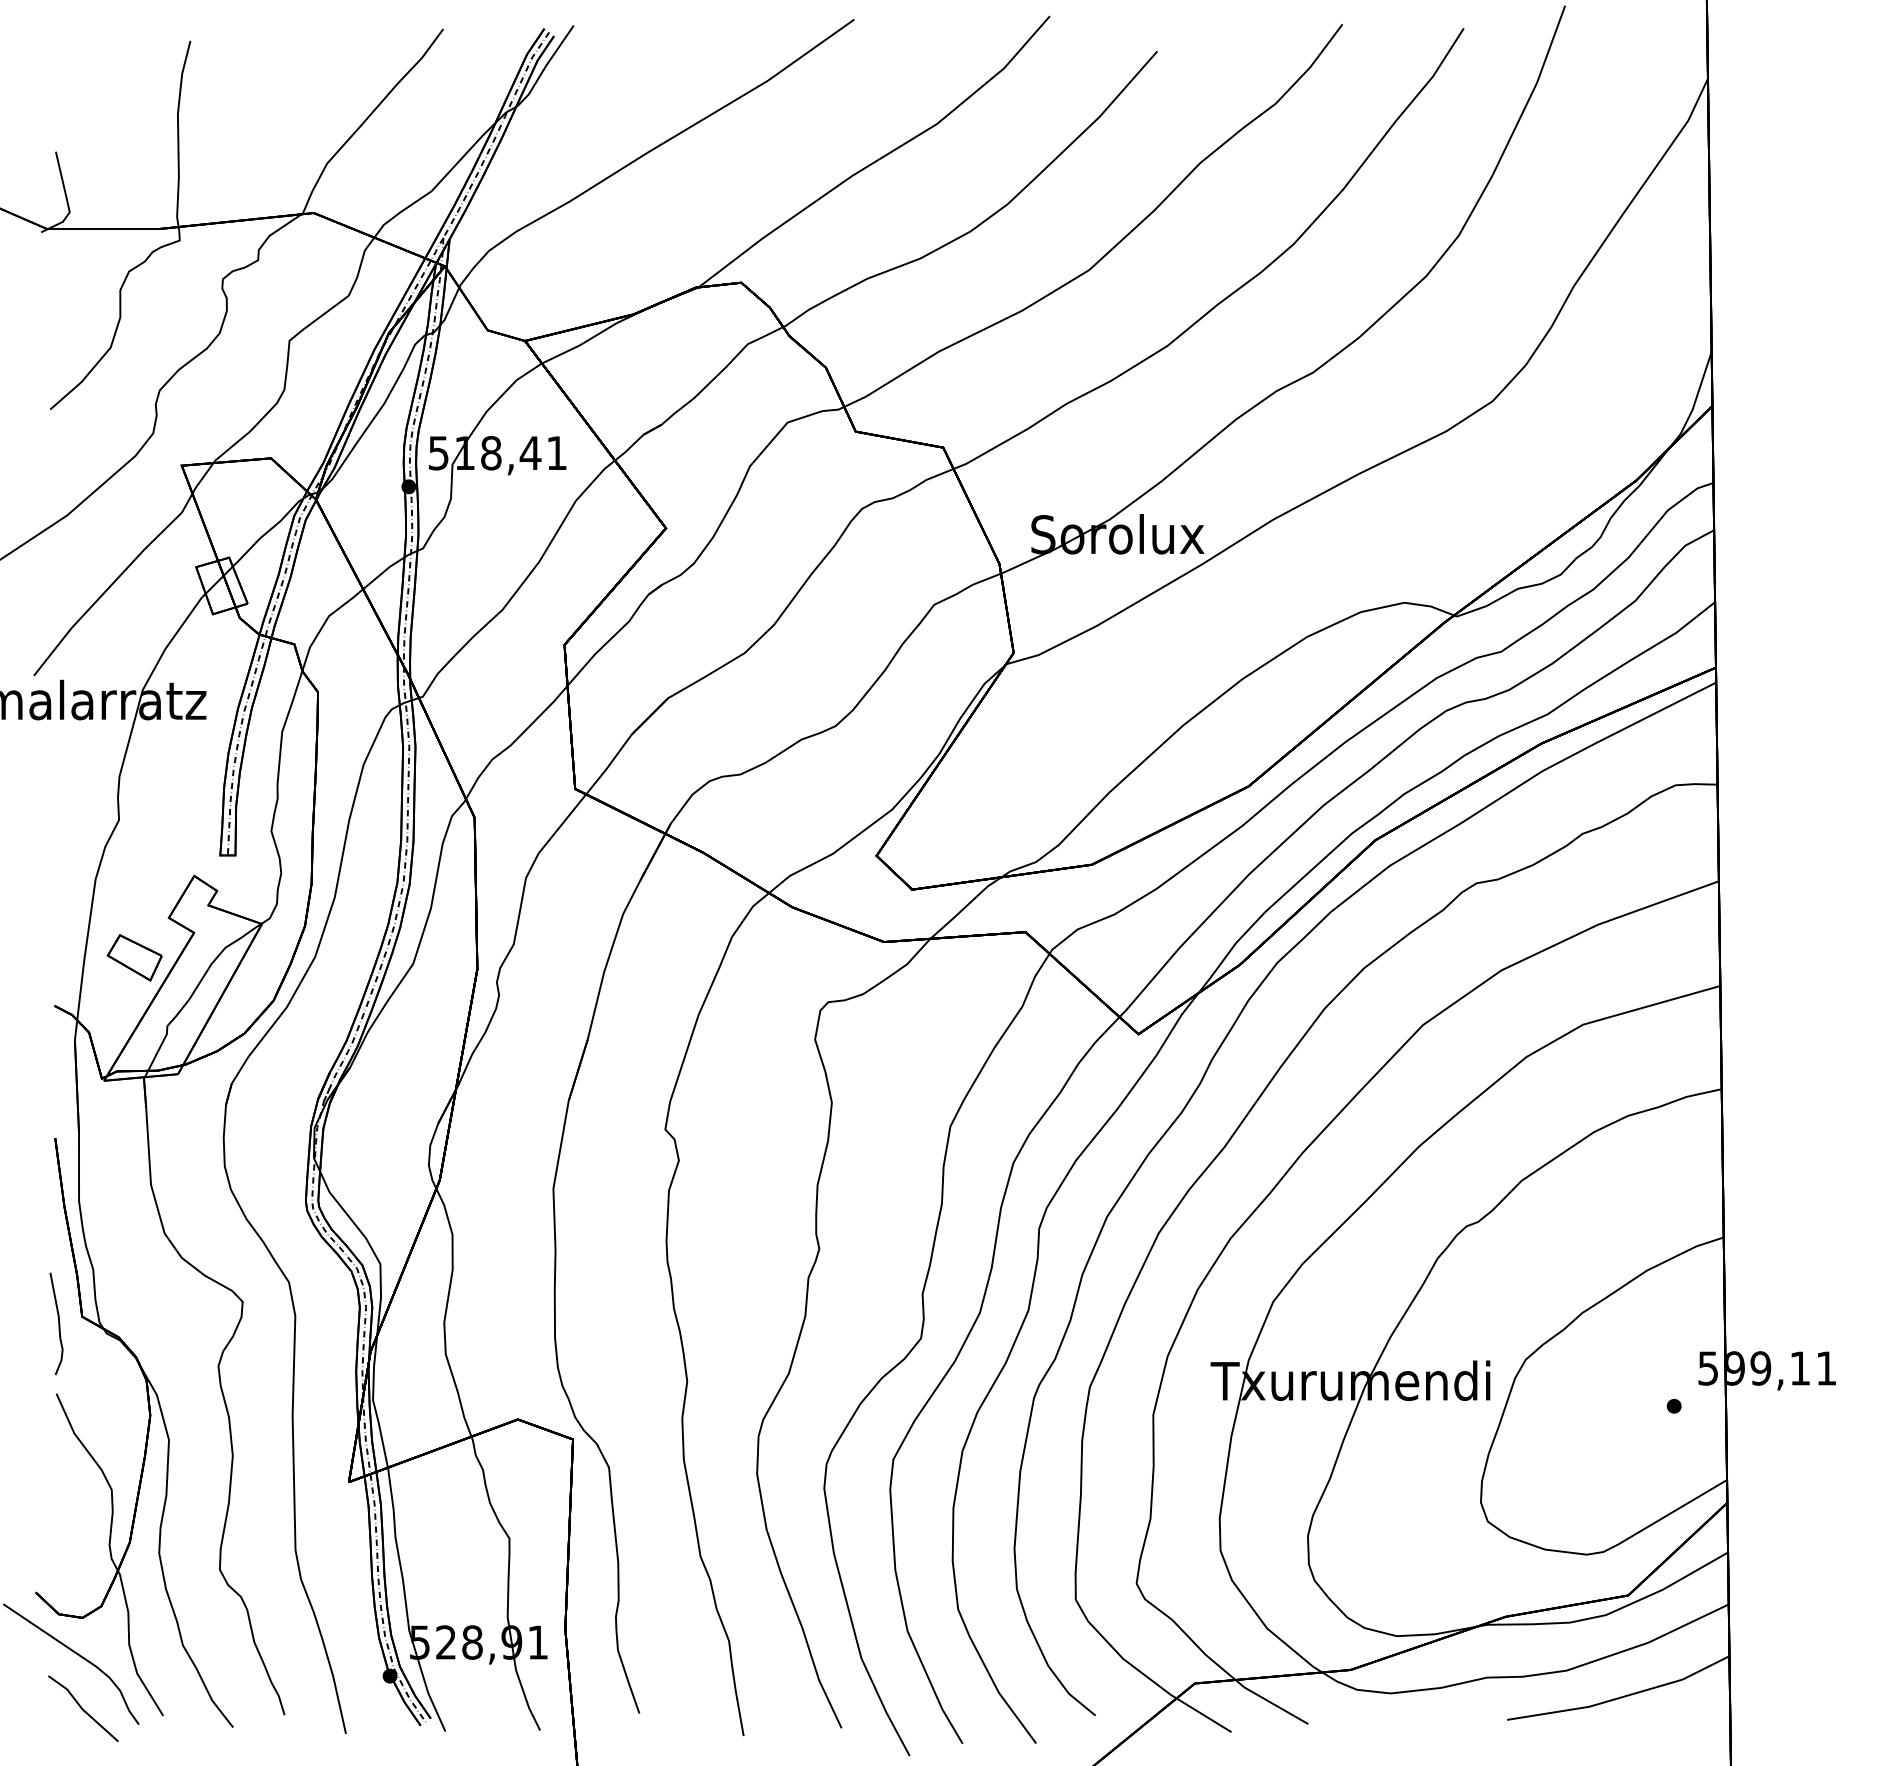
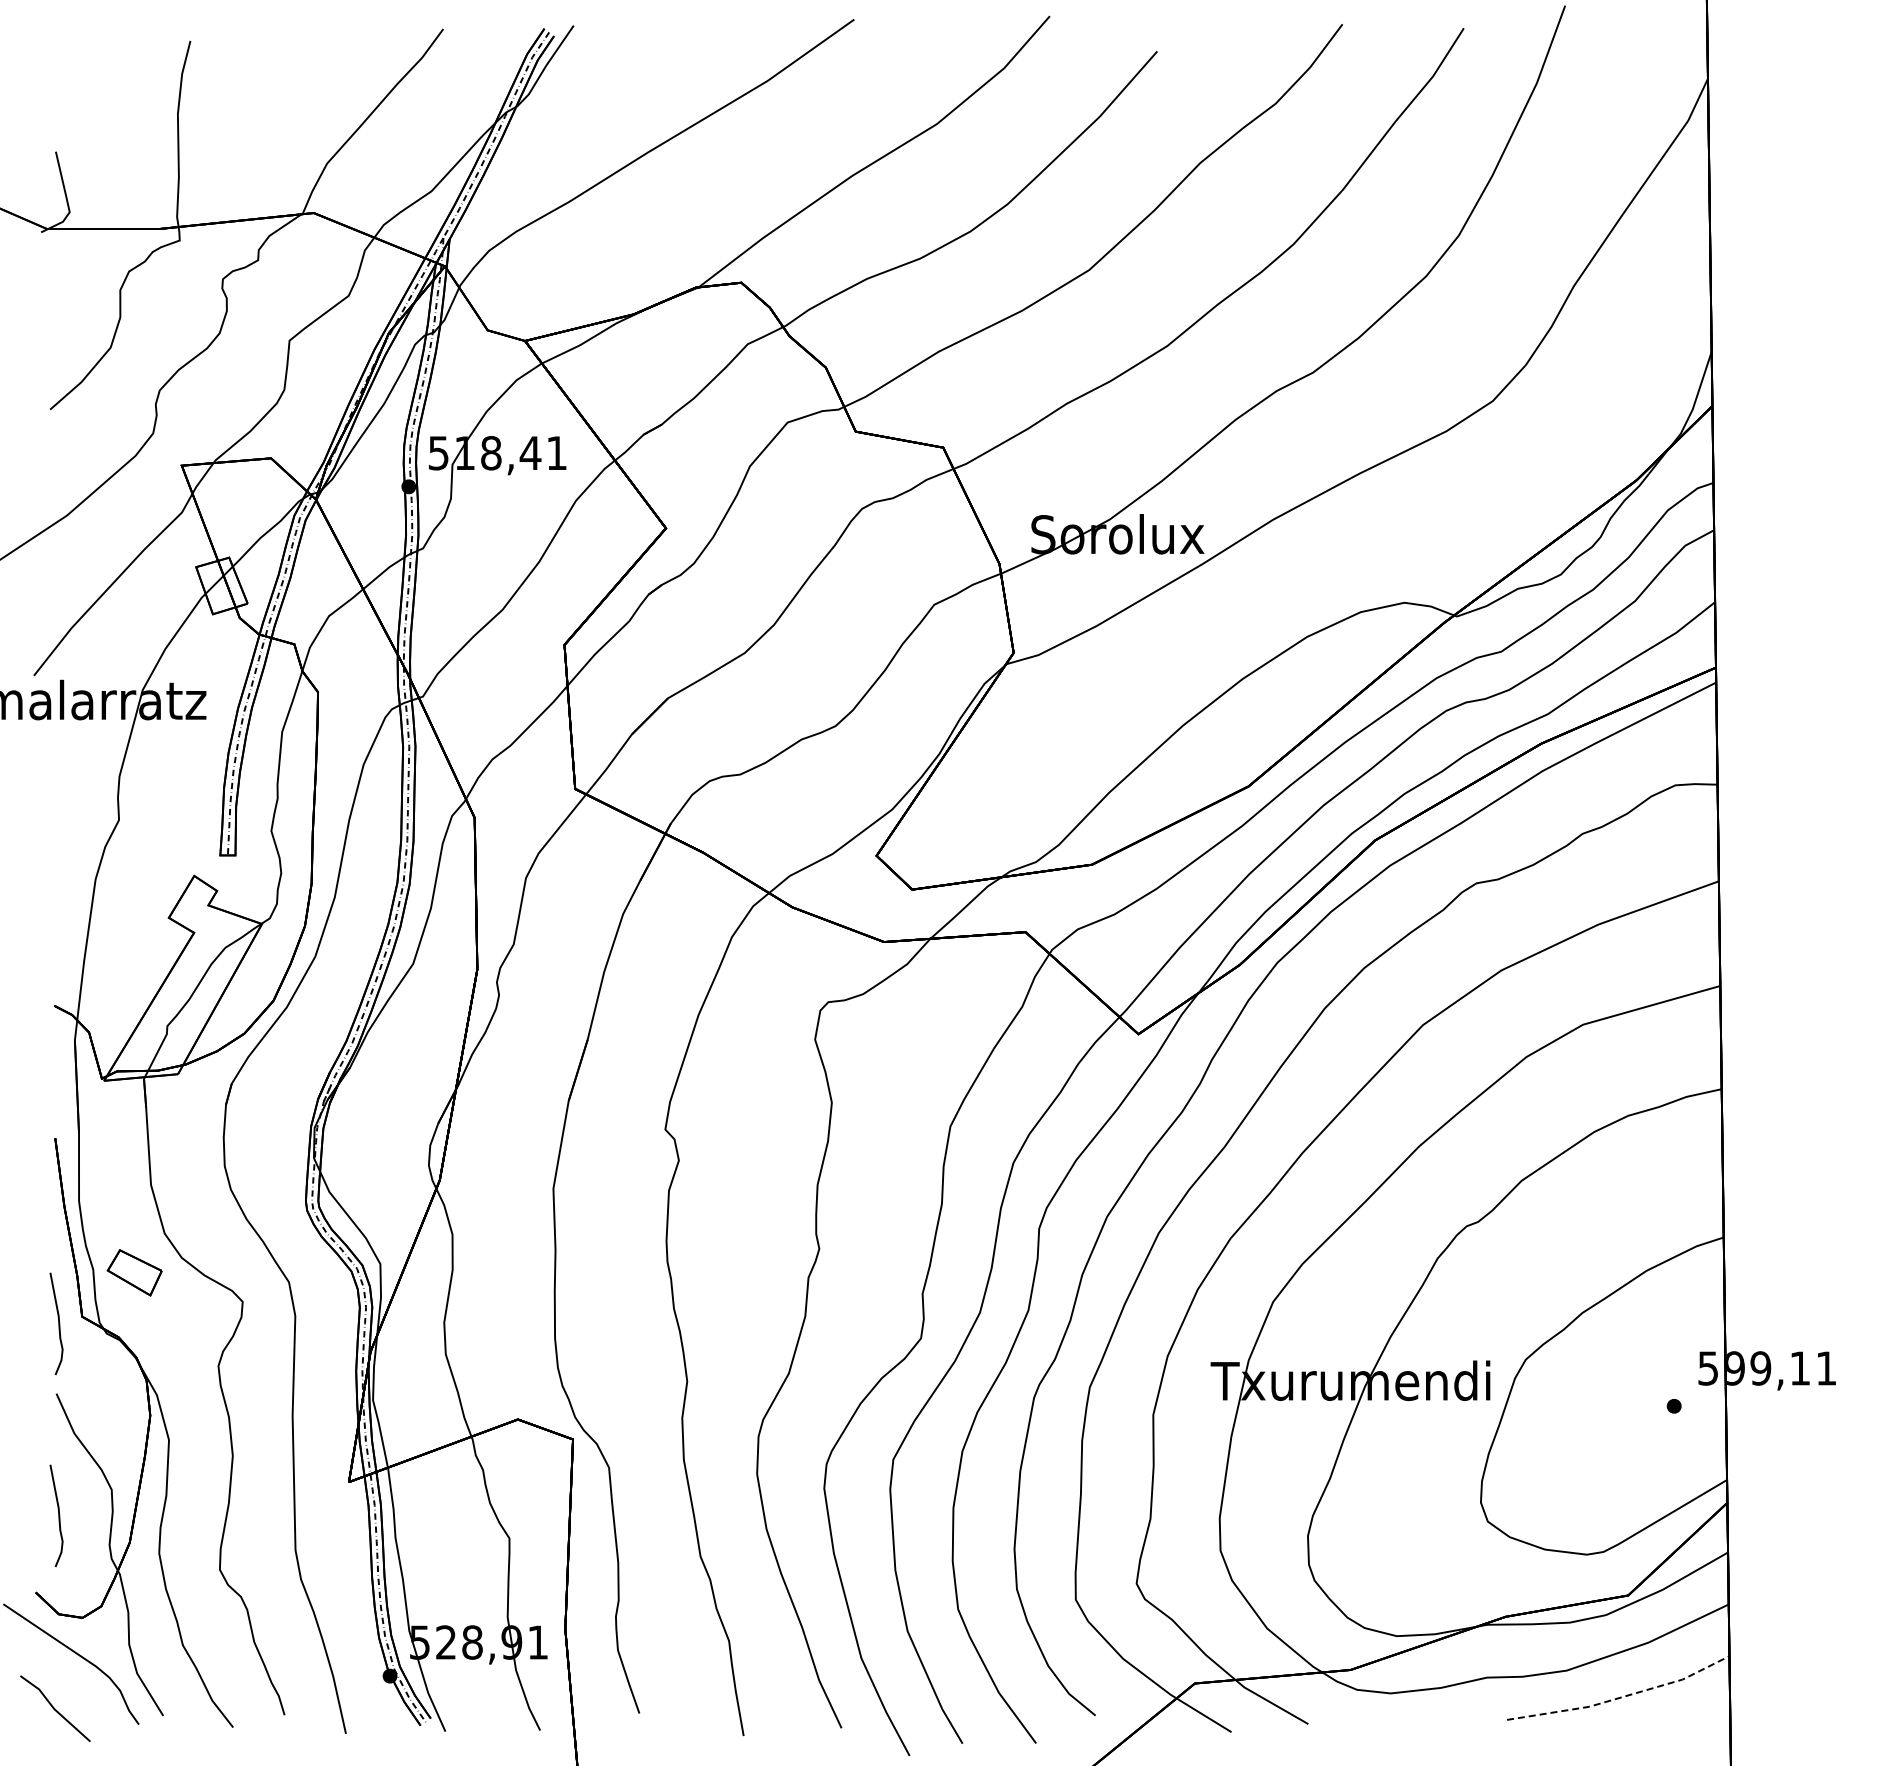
part position: (134, 957) -> (134, 1272) (134, 1272)
curve: none -> present (58, 1515)
line: solid -> dashed (1621, 1697)
line position: (83, 1708) -> (55, 1708) (55, 1708)
